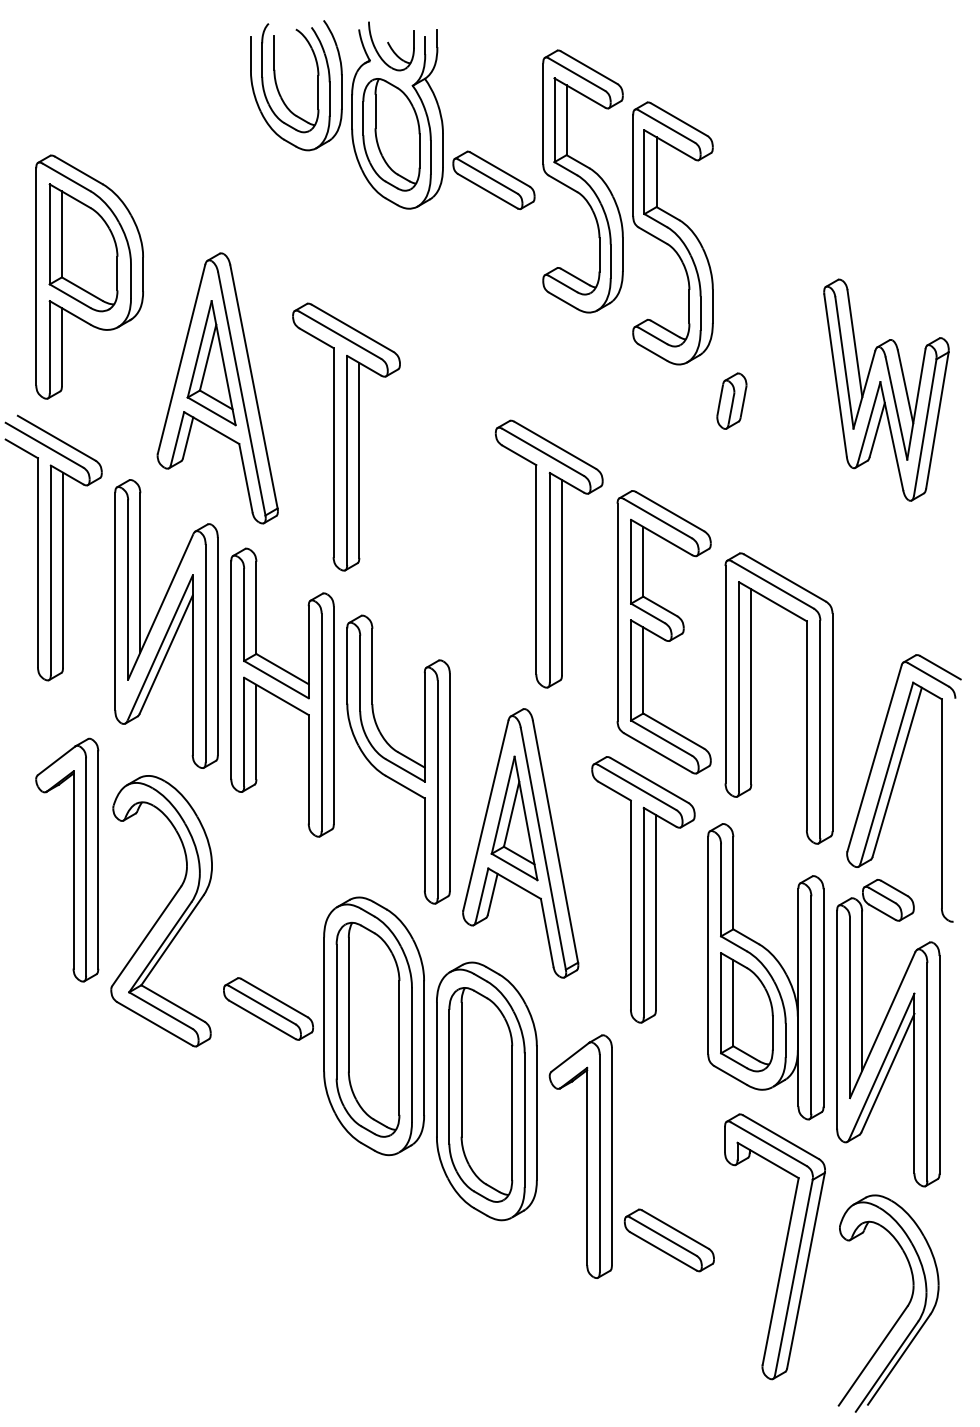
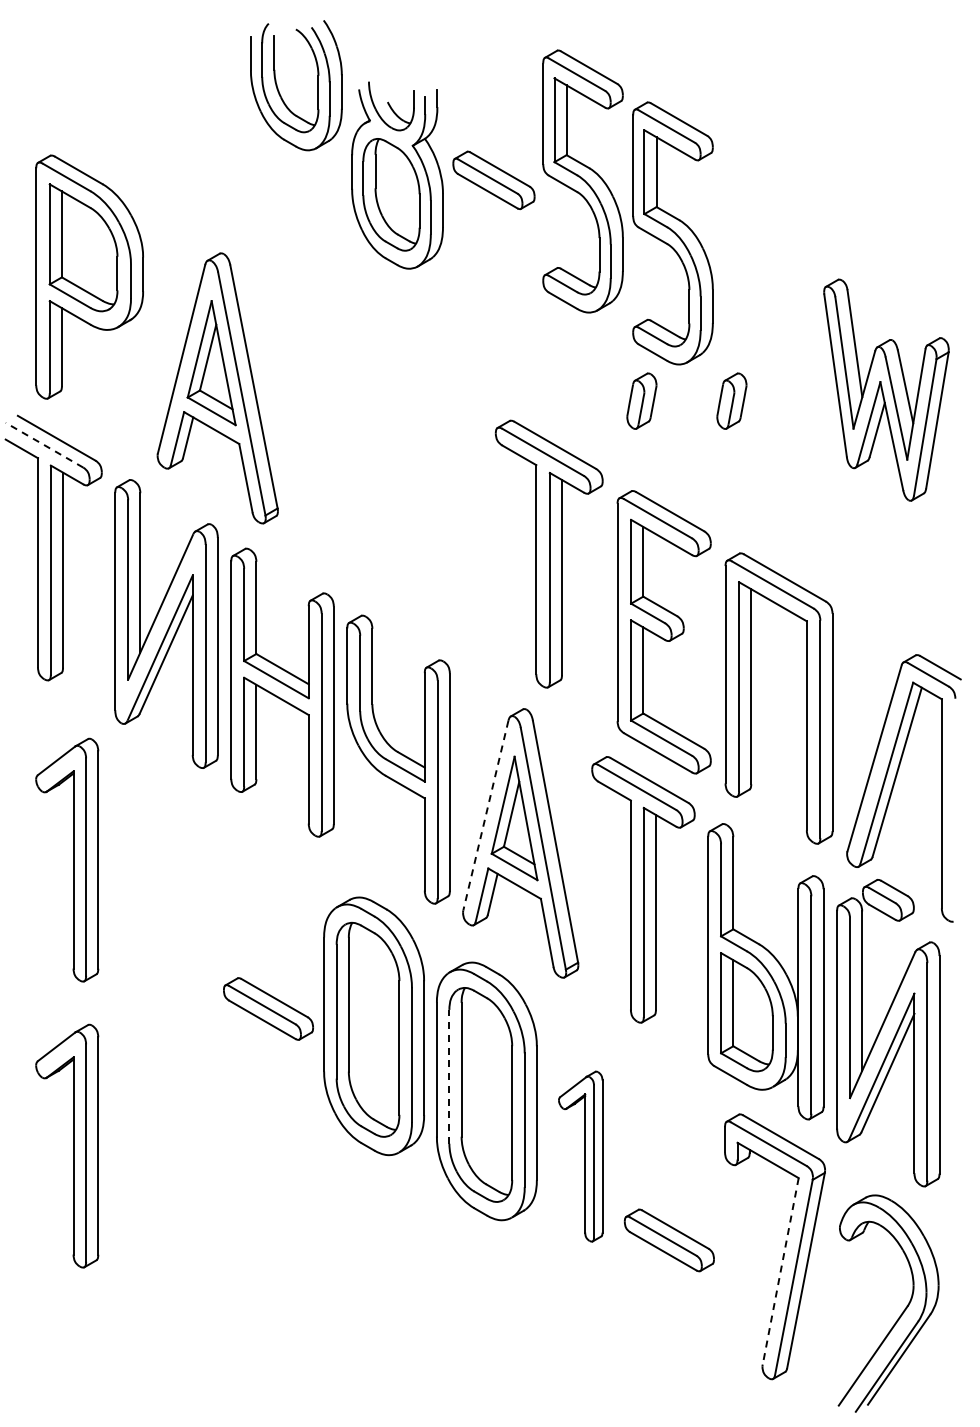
part position: (397, 115) -> (397, 175) (397, 175)
part: none -> present (641, 400)
part: present -> none (346, 436)
line: solid -> dashed (44, 445)
line: solid -> dashed (485, 816)
part: present -> none (161, 911)
line: solid -> dashed (449, 1076)
part: none -> present (67, 1145)
part size: 65x245 px -> 46x173 px (580, 1156)
line: solid -> dashed (780, 1271)
